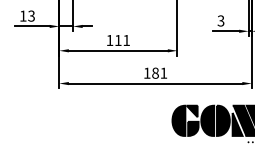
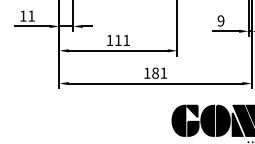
text: 13 -> 11 (31, 15)
text: 3 -> 9 (220, 20)
